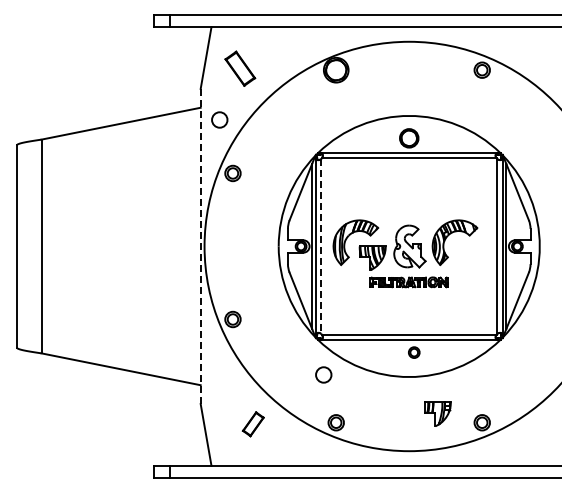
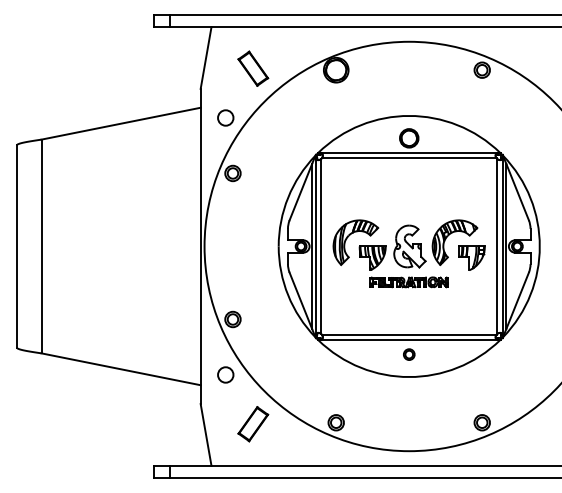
part position: (240, 68) -> (253, 68) (253, 68)
circle position: (219, 119) -> (225, 117) (225, 117)
line: dashed -> solid (200, 246)
line: dashed -> solid (321, 246)
part position: (414, 352) -> (409, 354) (409, 354)
circle position: (323, 374) -> (225, 374) (225, 374)
part position: (437, 413) -> (471, 257) (471, 257)
part size: 24x27 px -> 33x37 px (253, 424)
